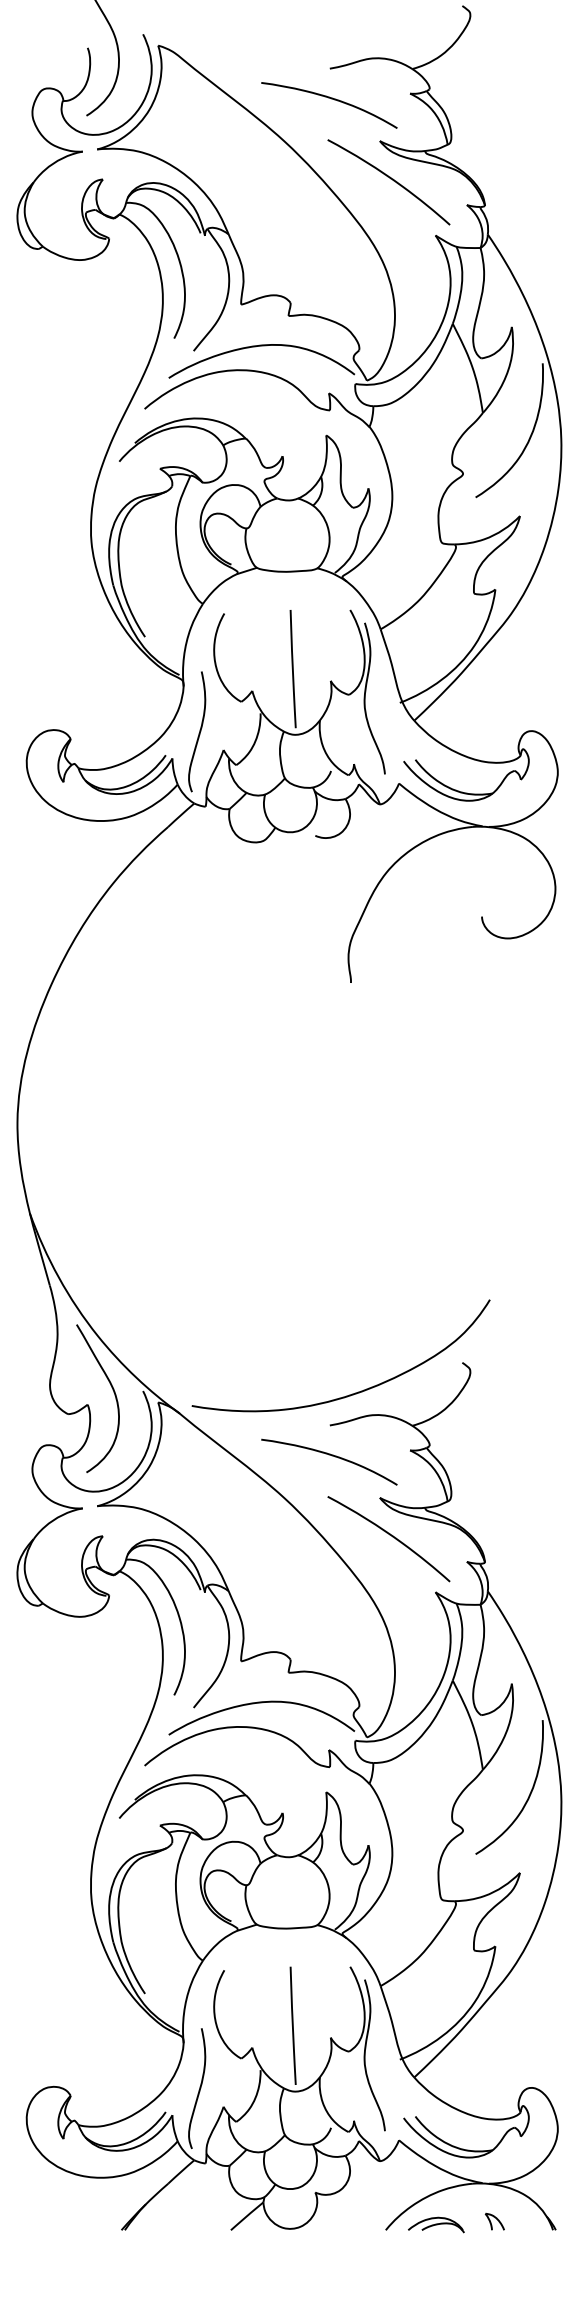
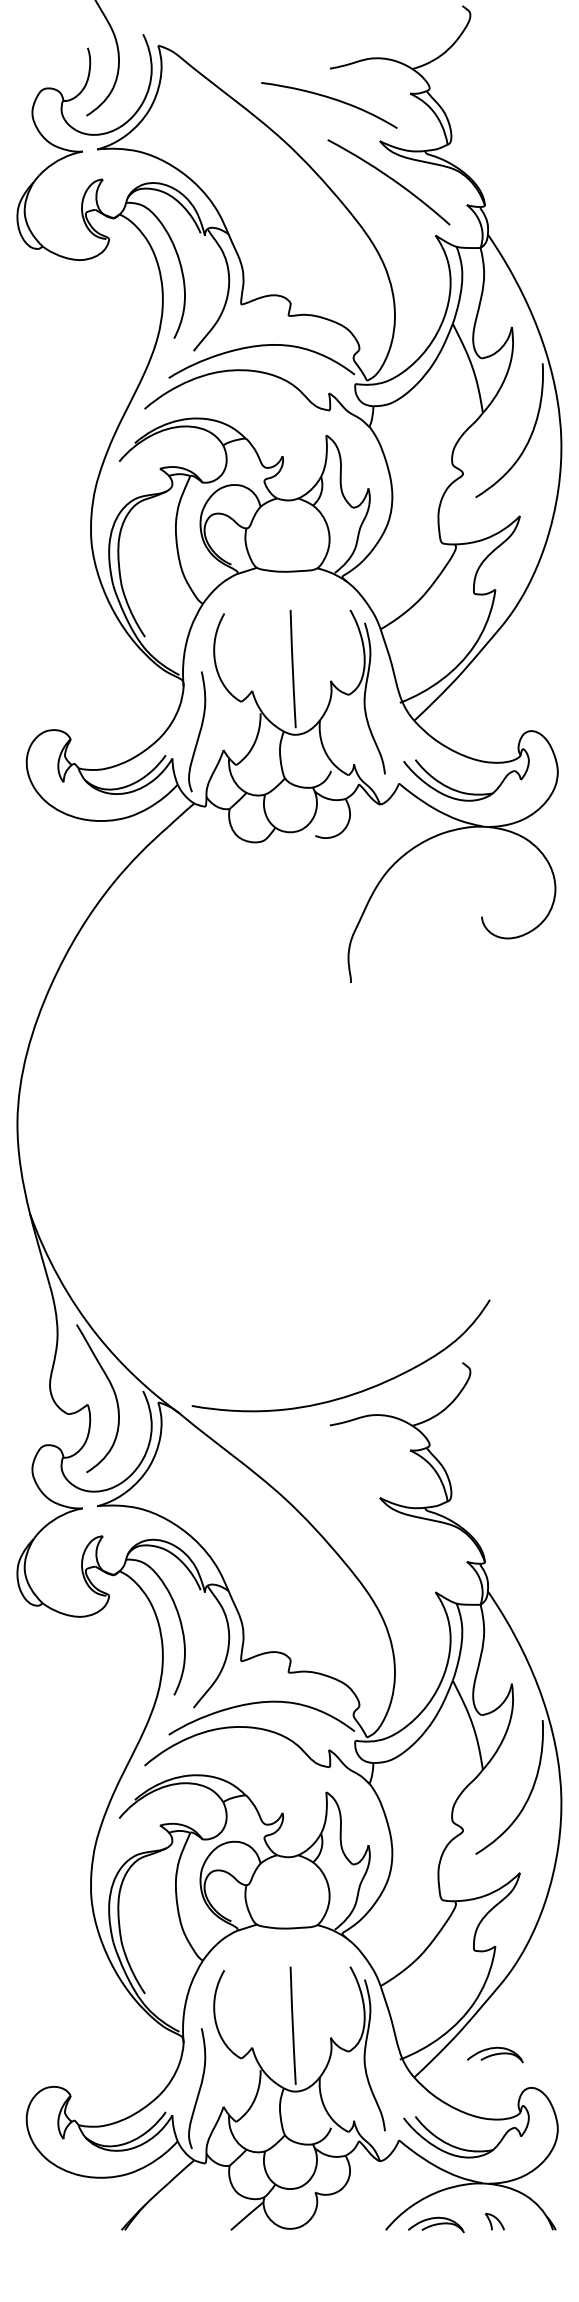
curve: present -> none (332, 1456)
curve: present -> none (389, 1535)
part: none -> present (495, 2054)
